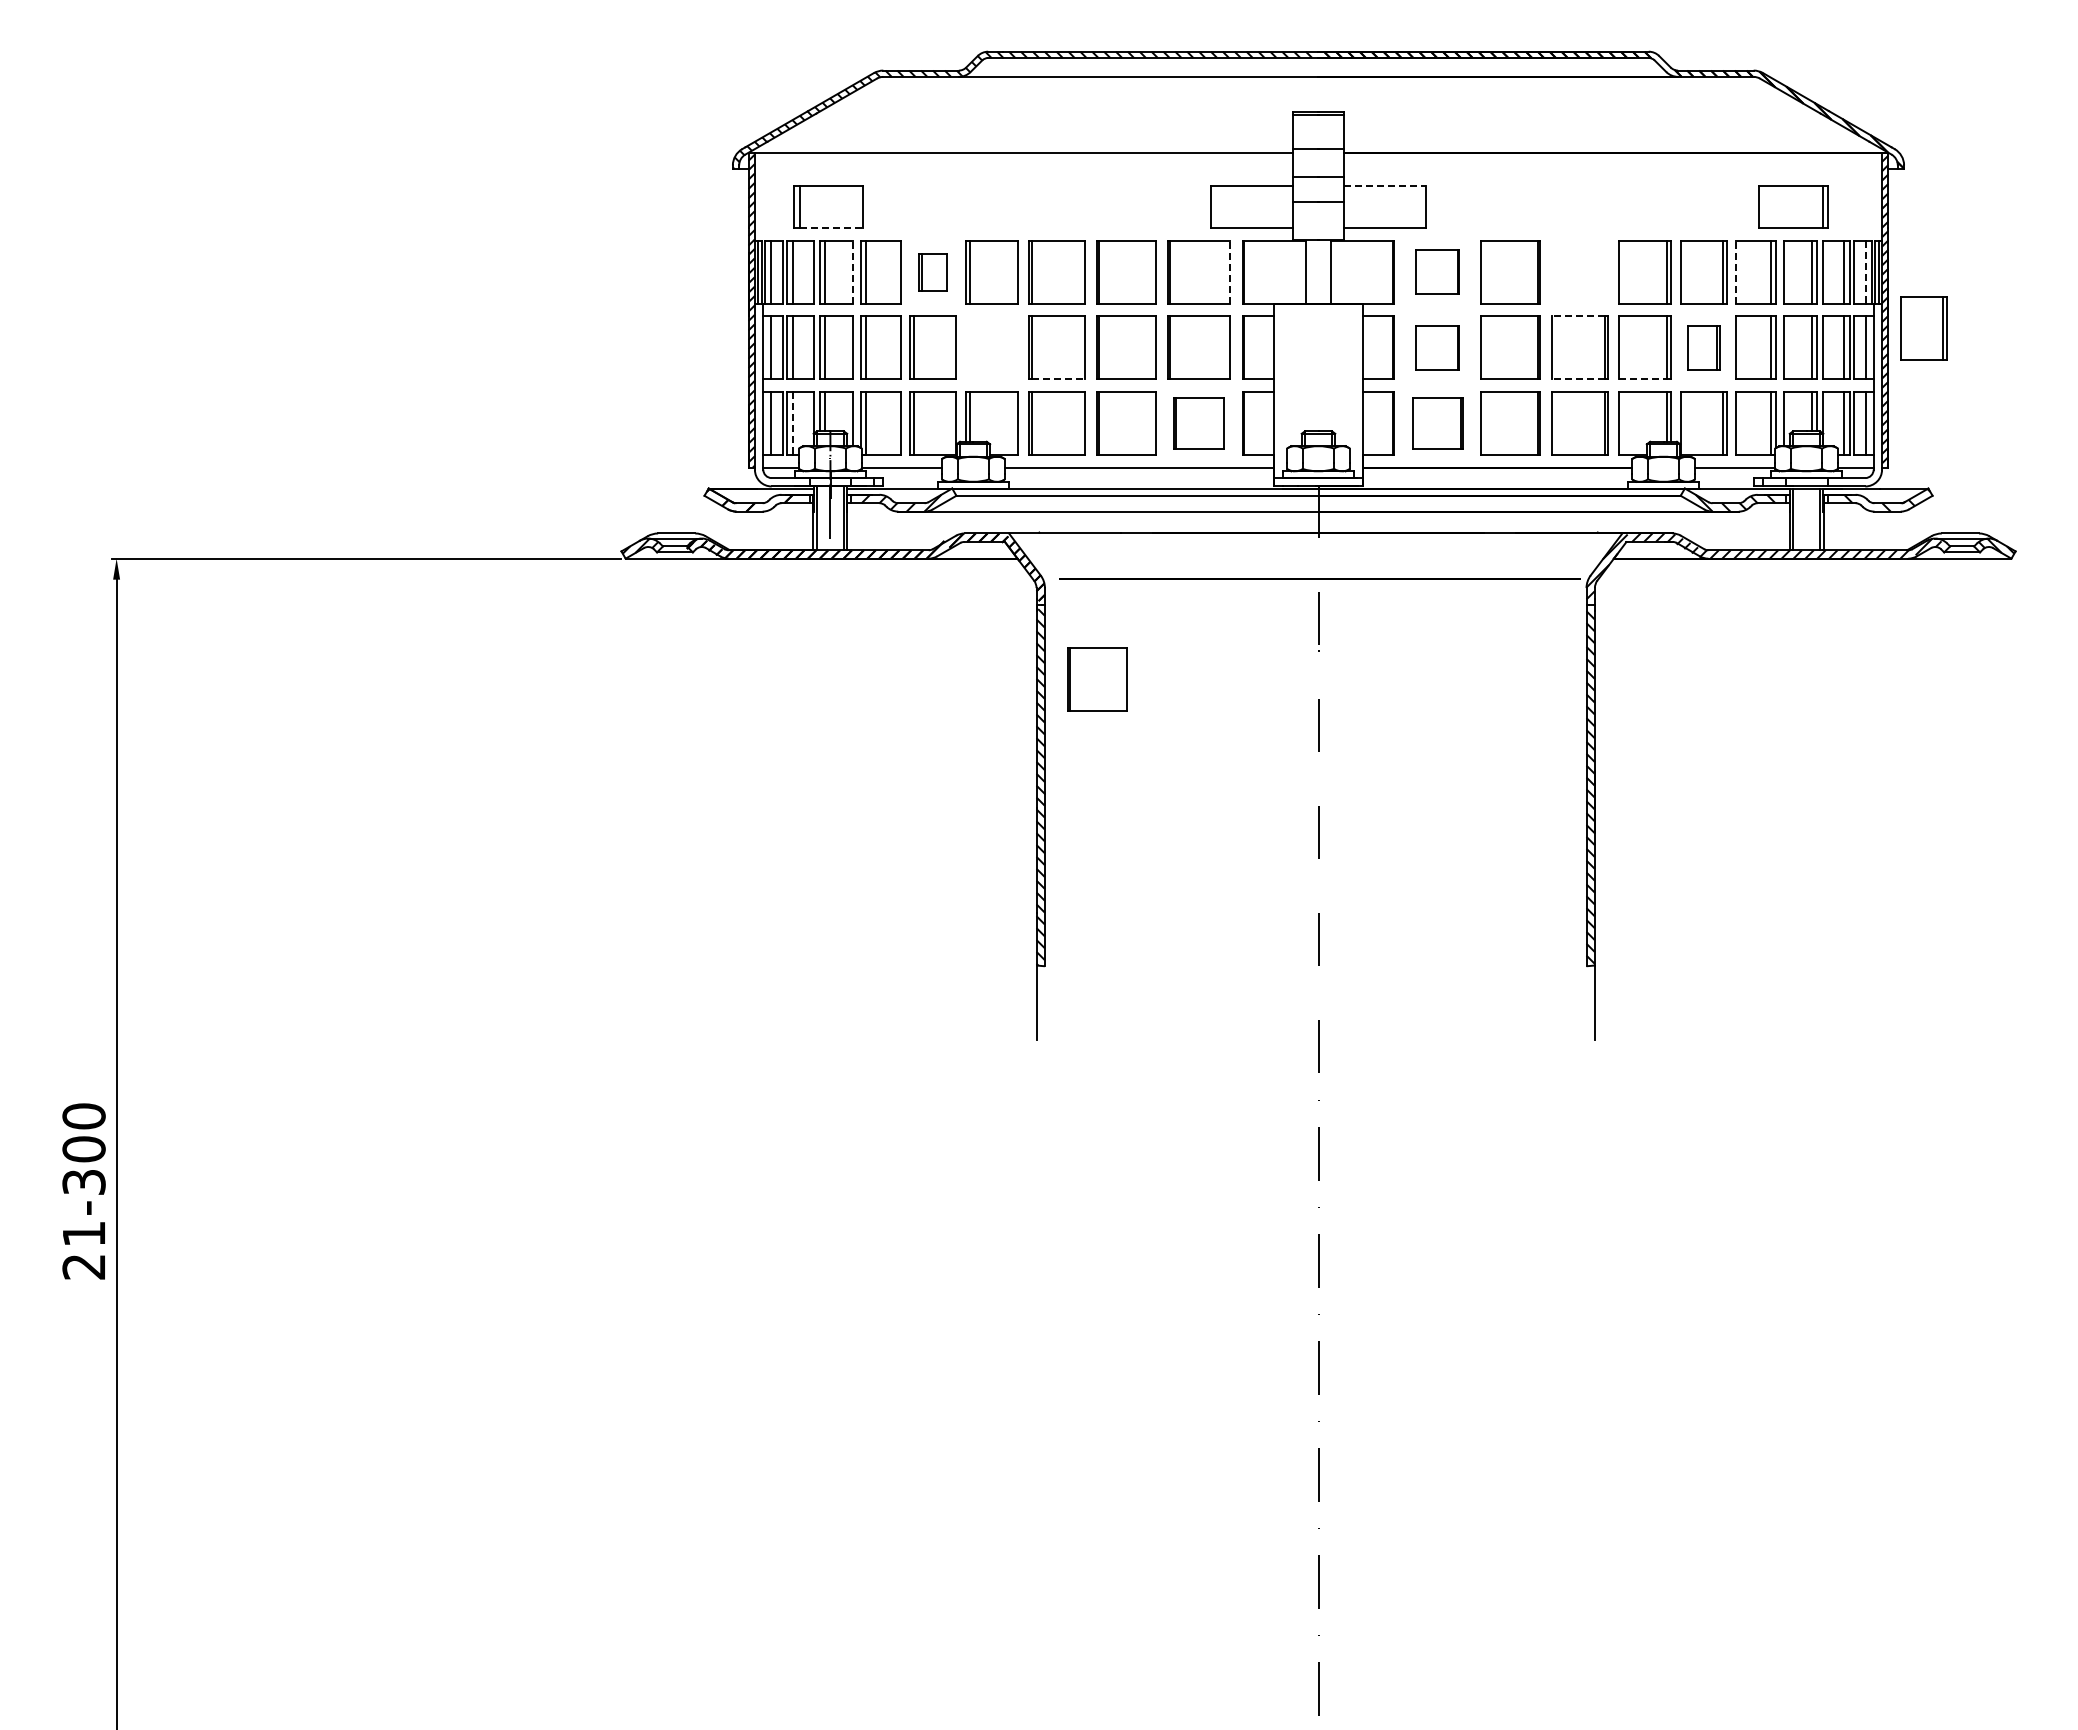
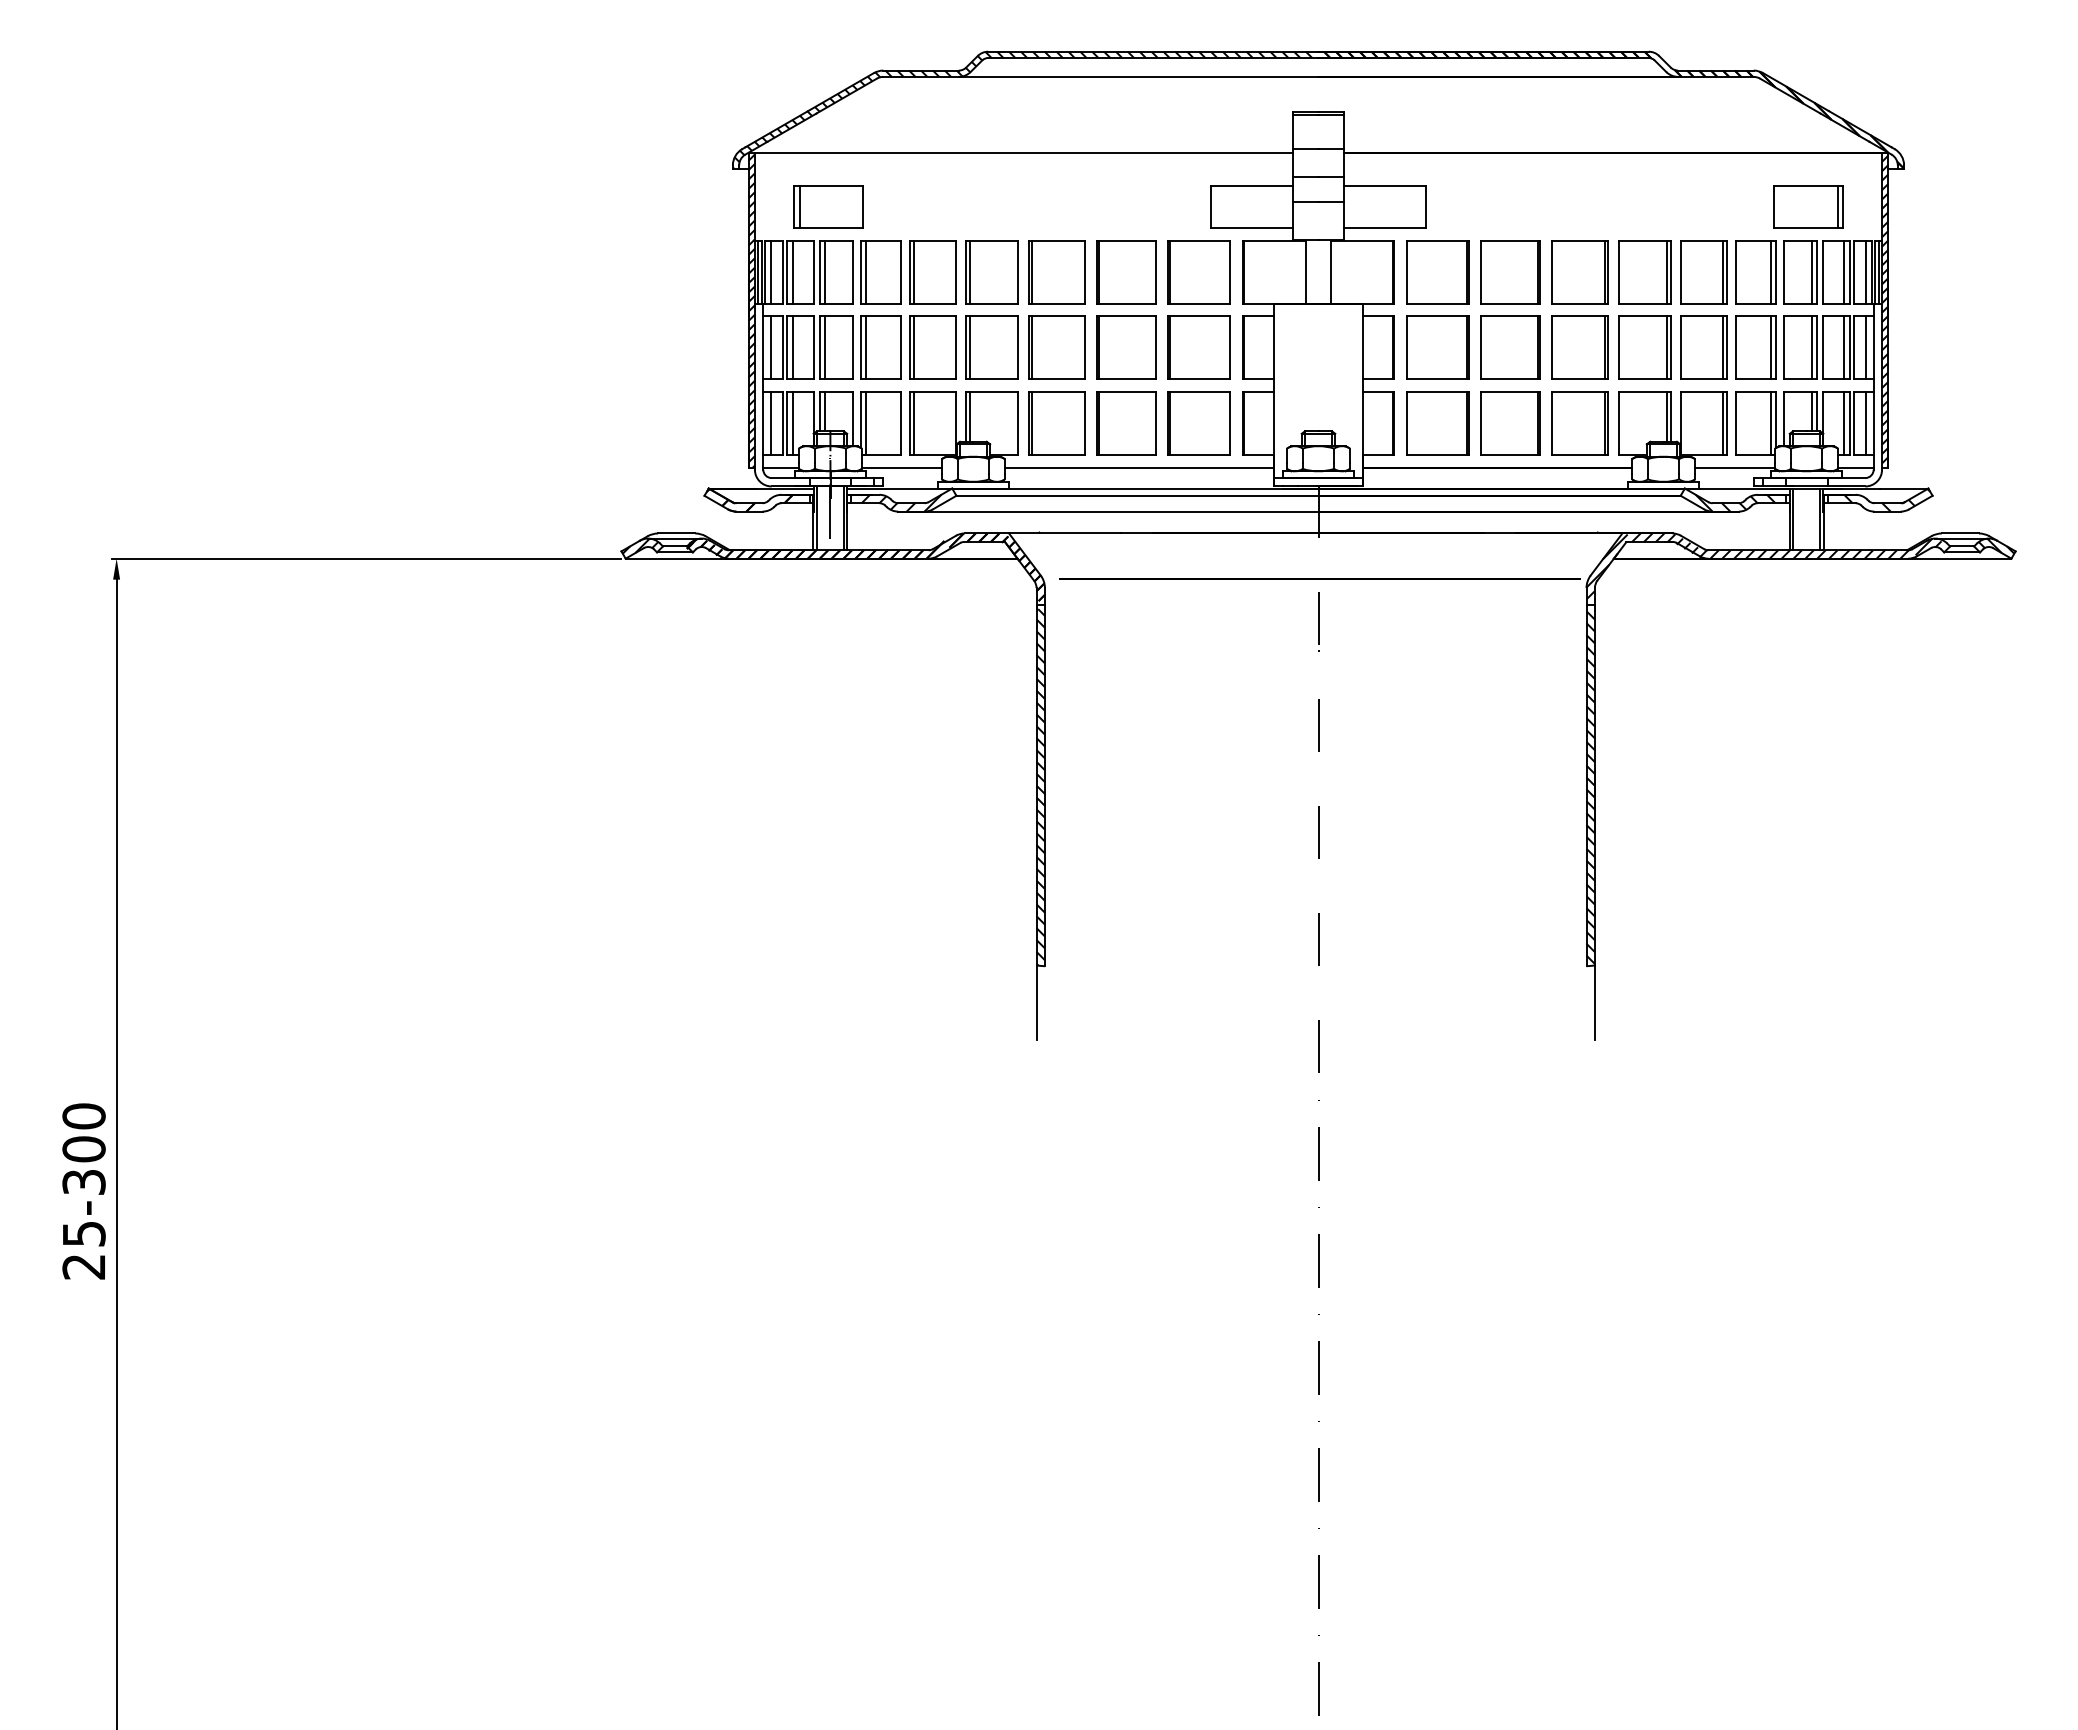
line: dashed -> solid (1384, 186)
part position: (1793, 206) -> (1808, 206) (1808, 206)
line: dashed -> solid (831, 228)
line: dashed -> solid (853, 271)
line: dashed -> solid (1230, 271)
part size: 45x46 px -> 64x65 px (1437, 272)
line: dashed -> solid (1736, 271)
part size: 30x39 px -> 48x65 px (932, 272)
part: none -> present (1579, 272)
line: dashed -> solid (1866, 272)
line: dashed -> solid (1578, 316)
part: present -> none (1923, 328)
part: none -> present (991, 347)
part size: 45x46 px -> 64x65 px (1437, 347)
part size: 34x46 px -> 48x65 px (1703, 347)
line: dashed -> solid (1058, 379)
line: dashed -> solid (1578, 379)
line: dashed -> solid (1643, 379)
part size: 52x53 px -> 64x65 px (1198, 423)
part size: 52x53 px -> 64x65 px (1437, 423)
line: dashed -> solid (793, 424)
part: present -> none (1097, 679)
text: 21-300 -> 25-300 (84, 1234)
